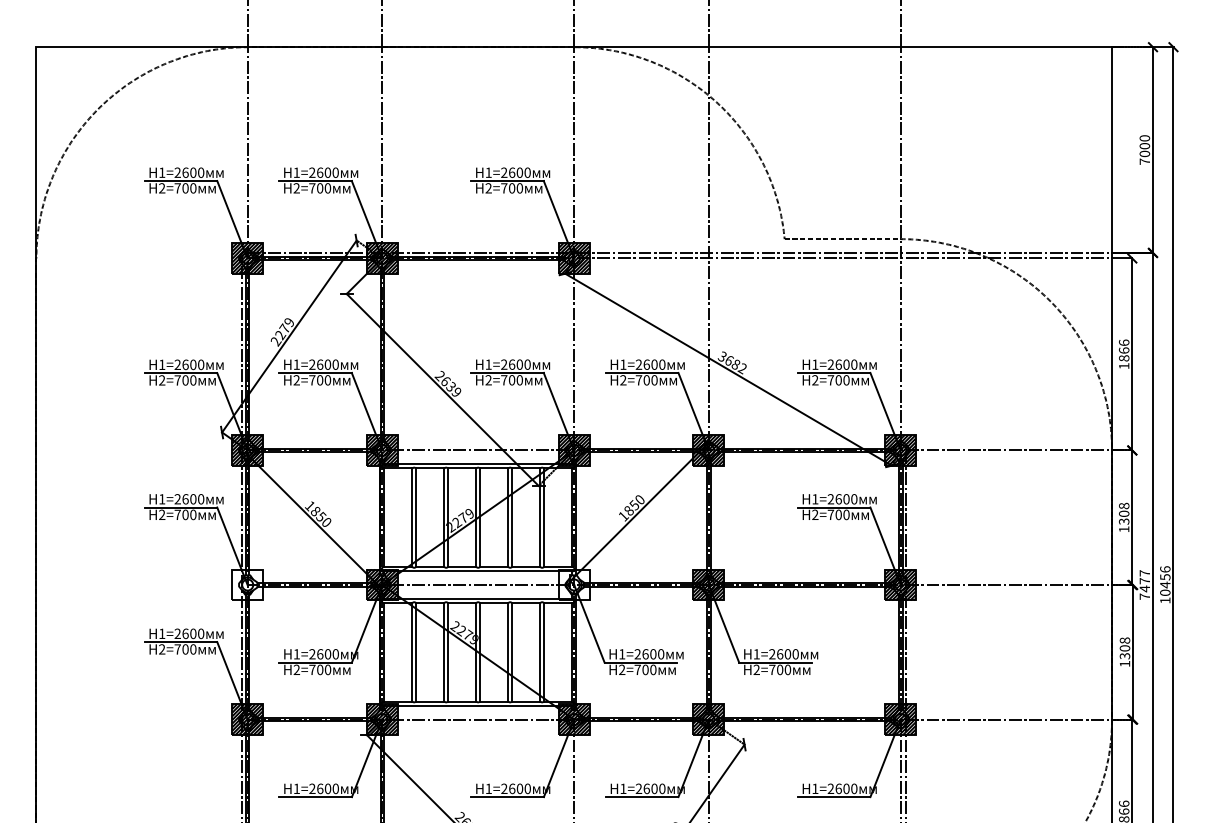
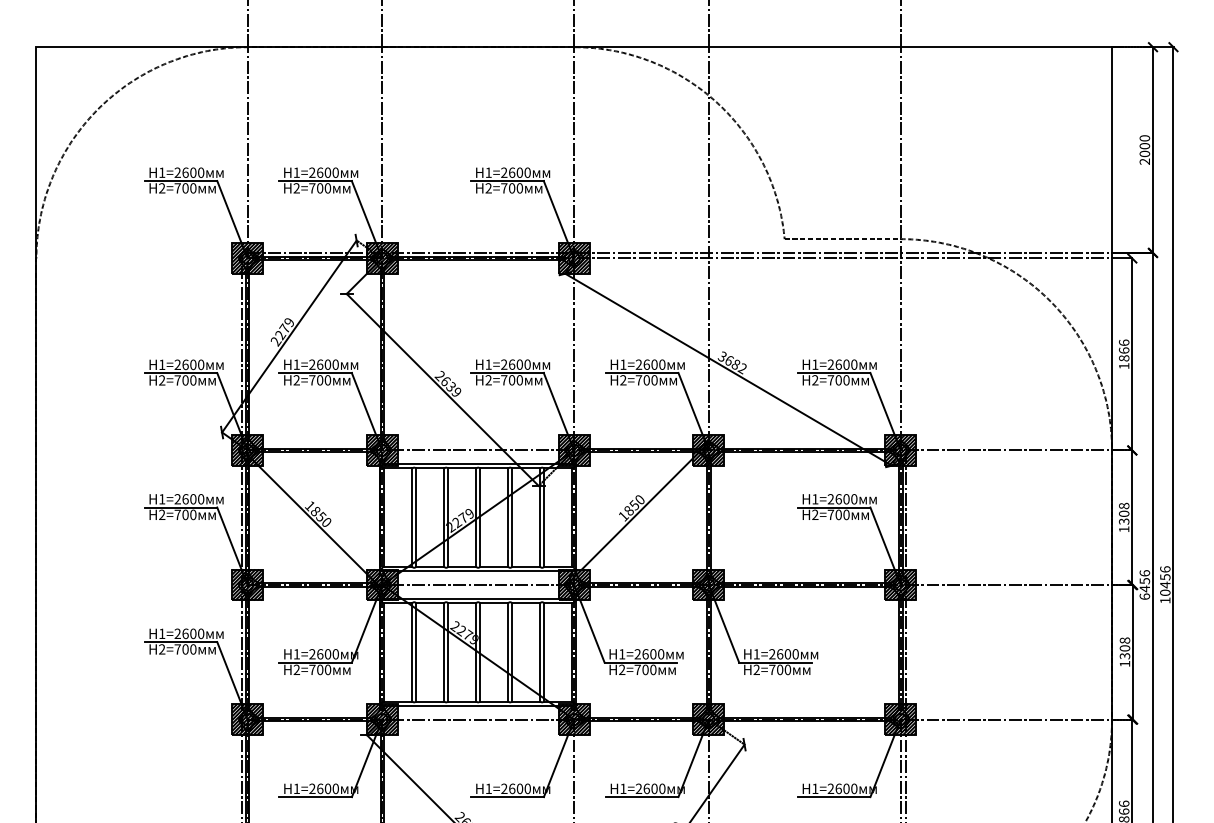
text: 7000 -> 2000 (1144, 161)
hatch: none -> present (247, 584)
hatch: none -> present (573, 584)
text: 7477 -> 6456 (1144, 584)
